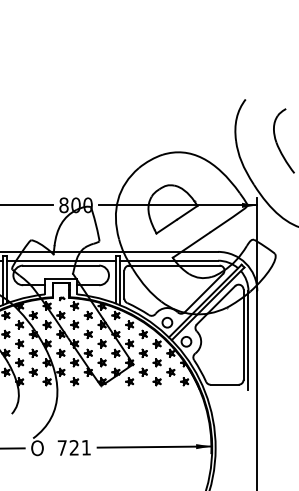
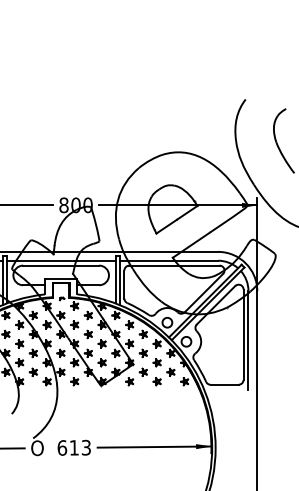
text: 721 -> 613 (73, 447)
